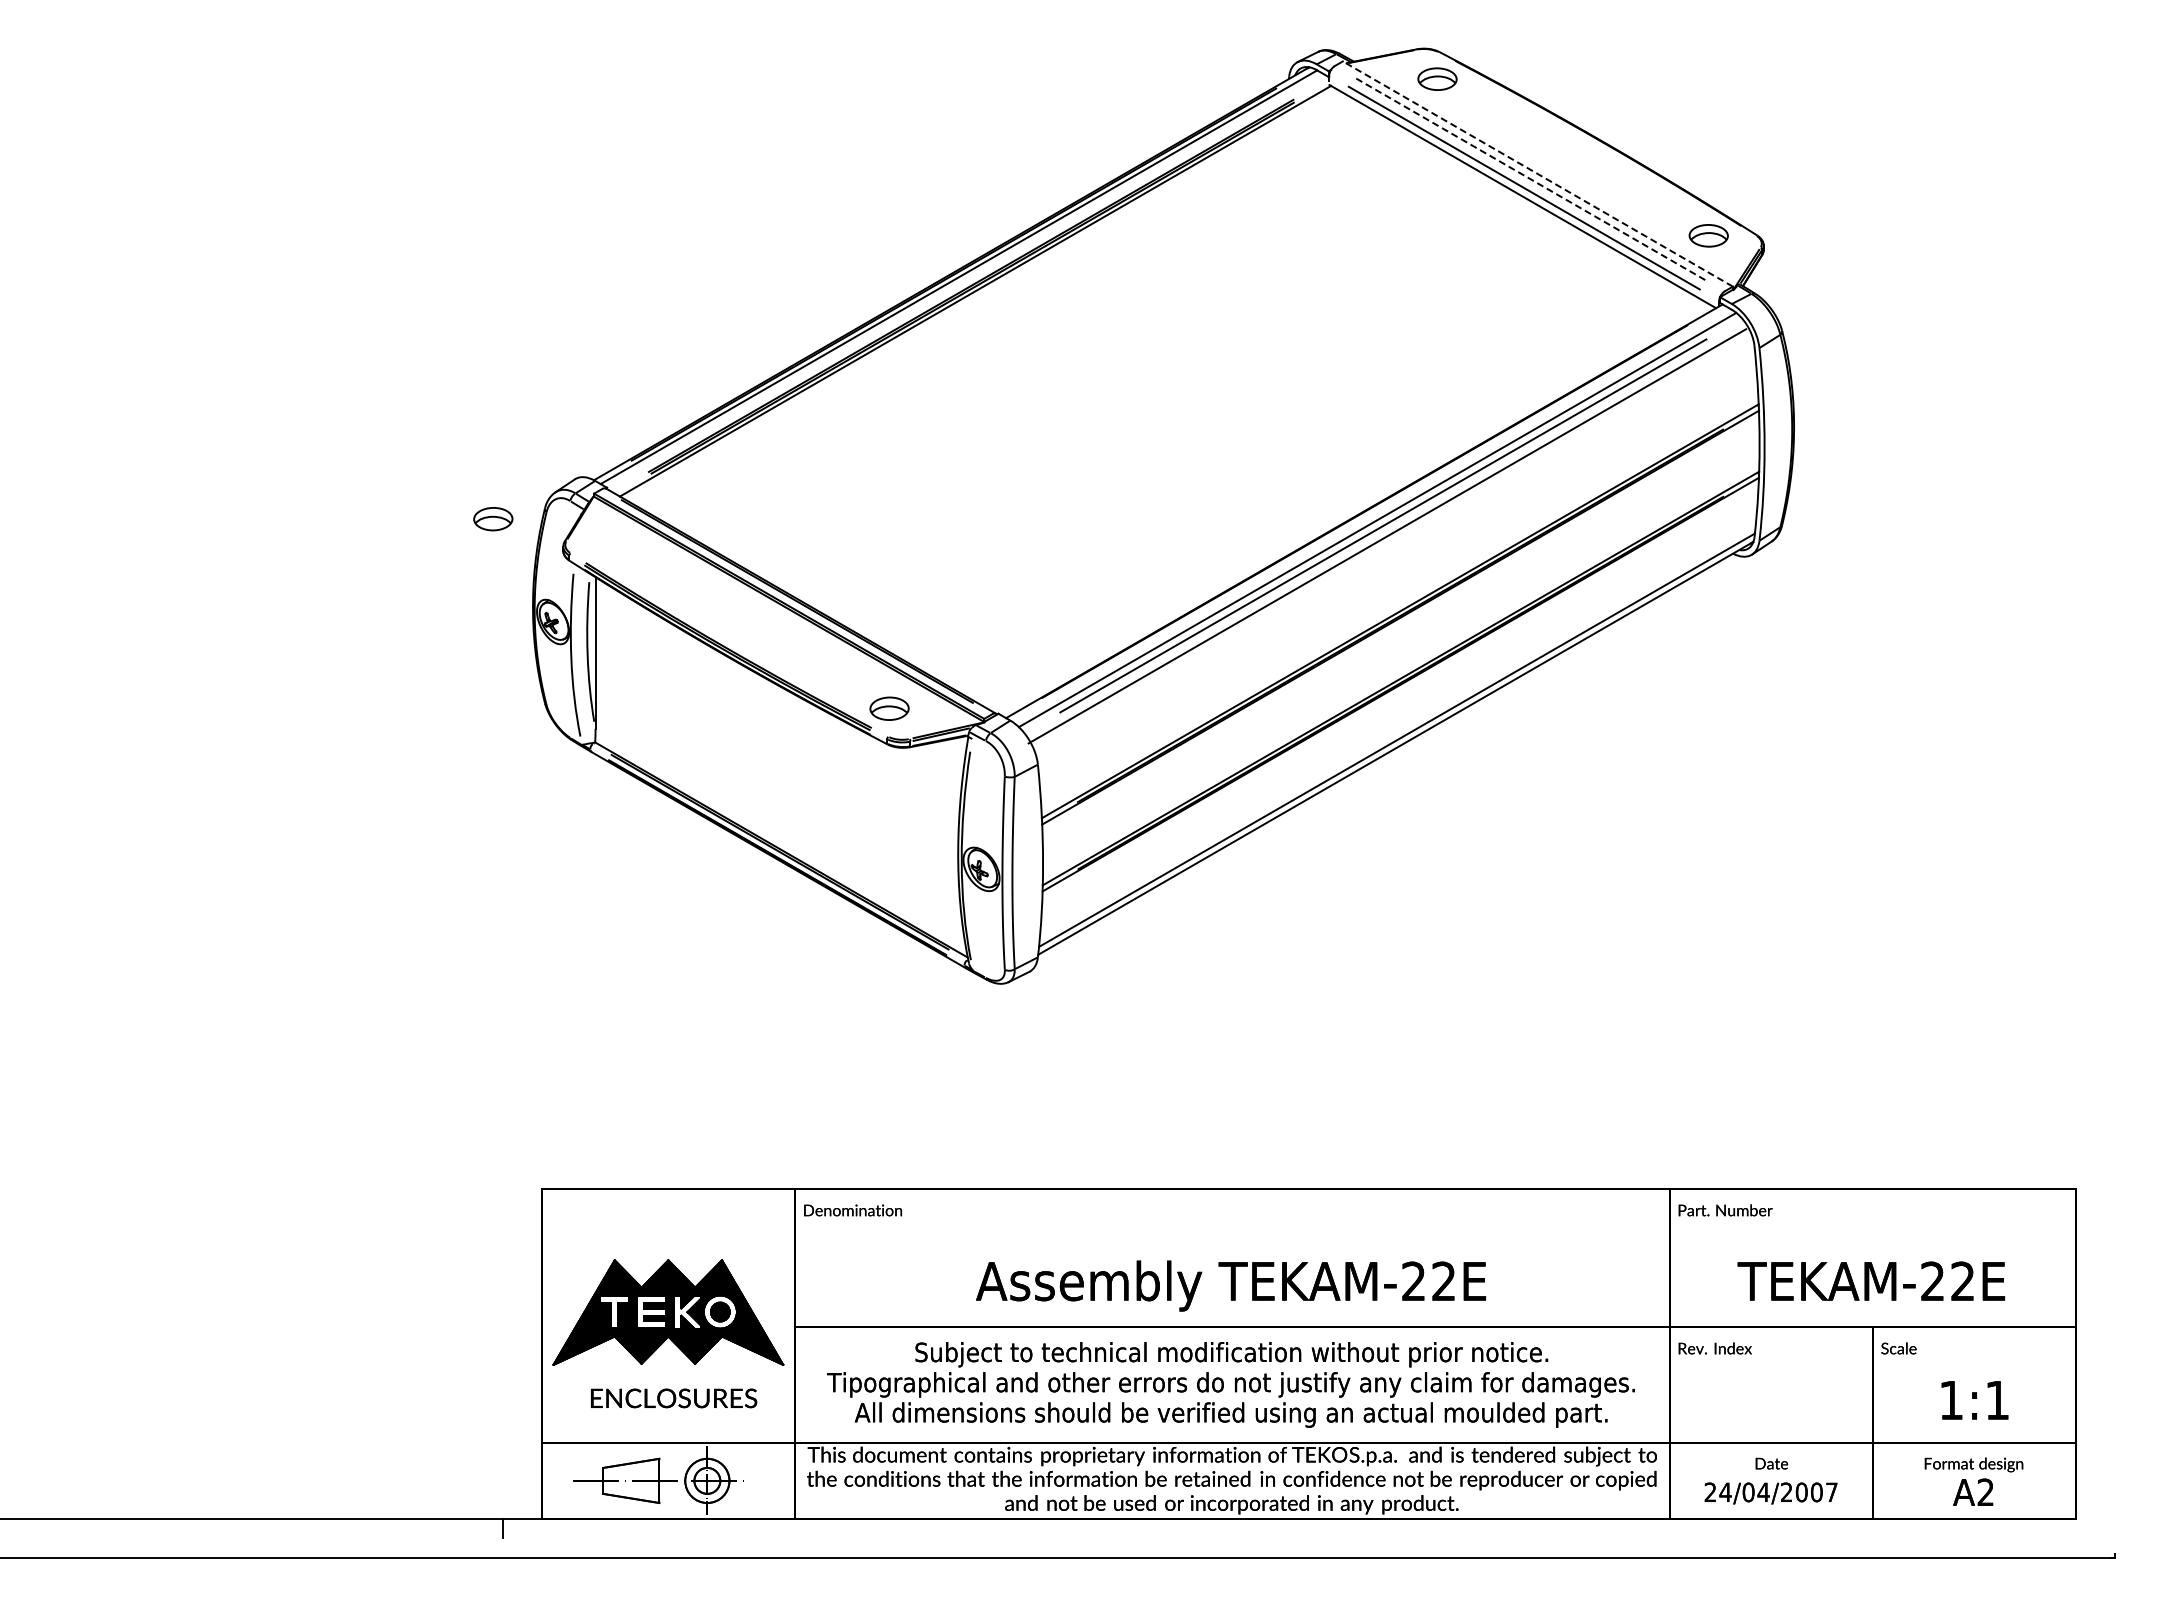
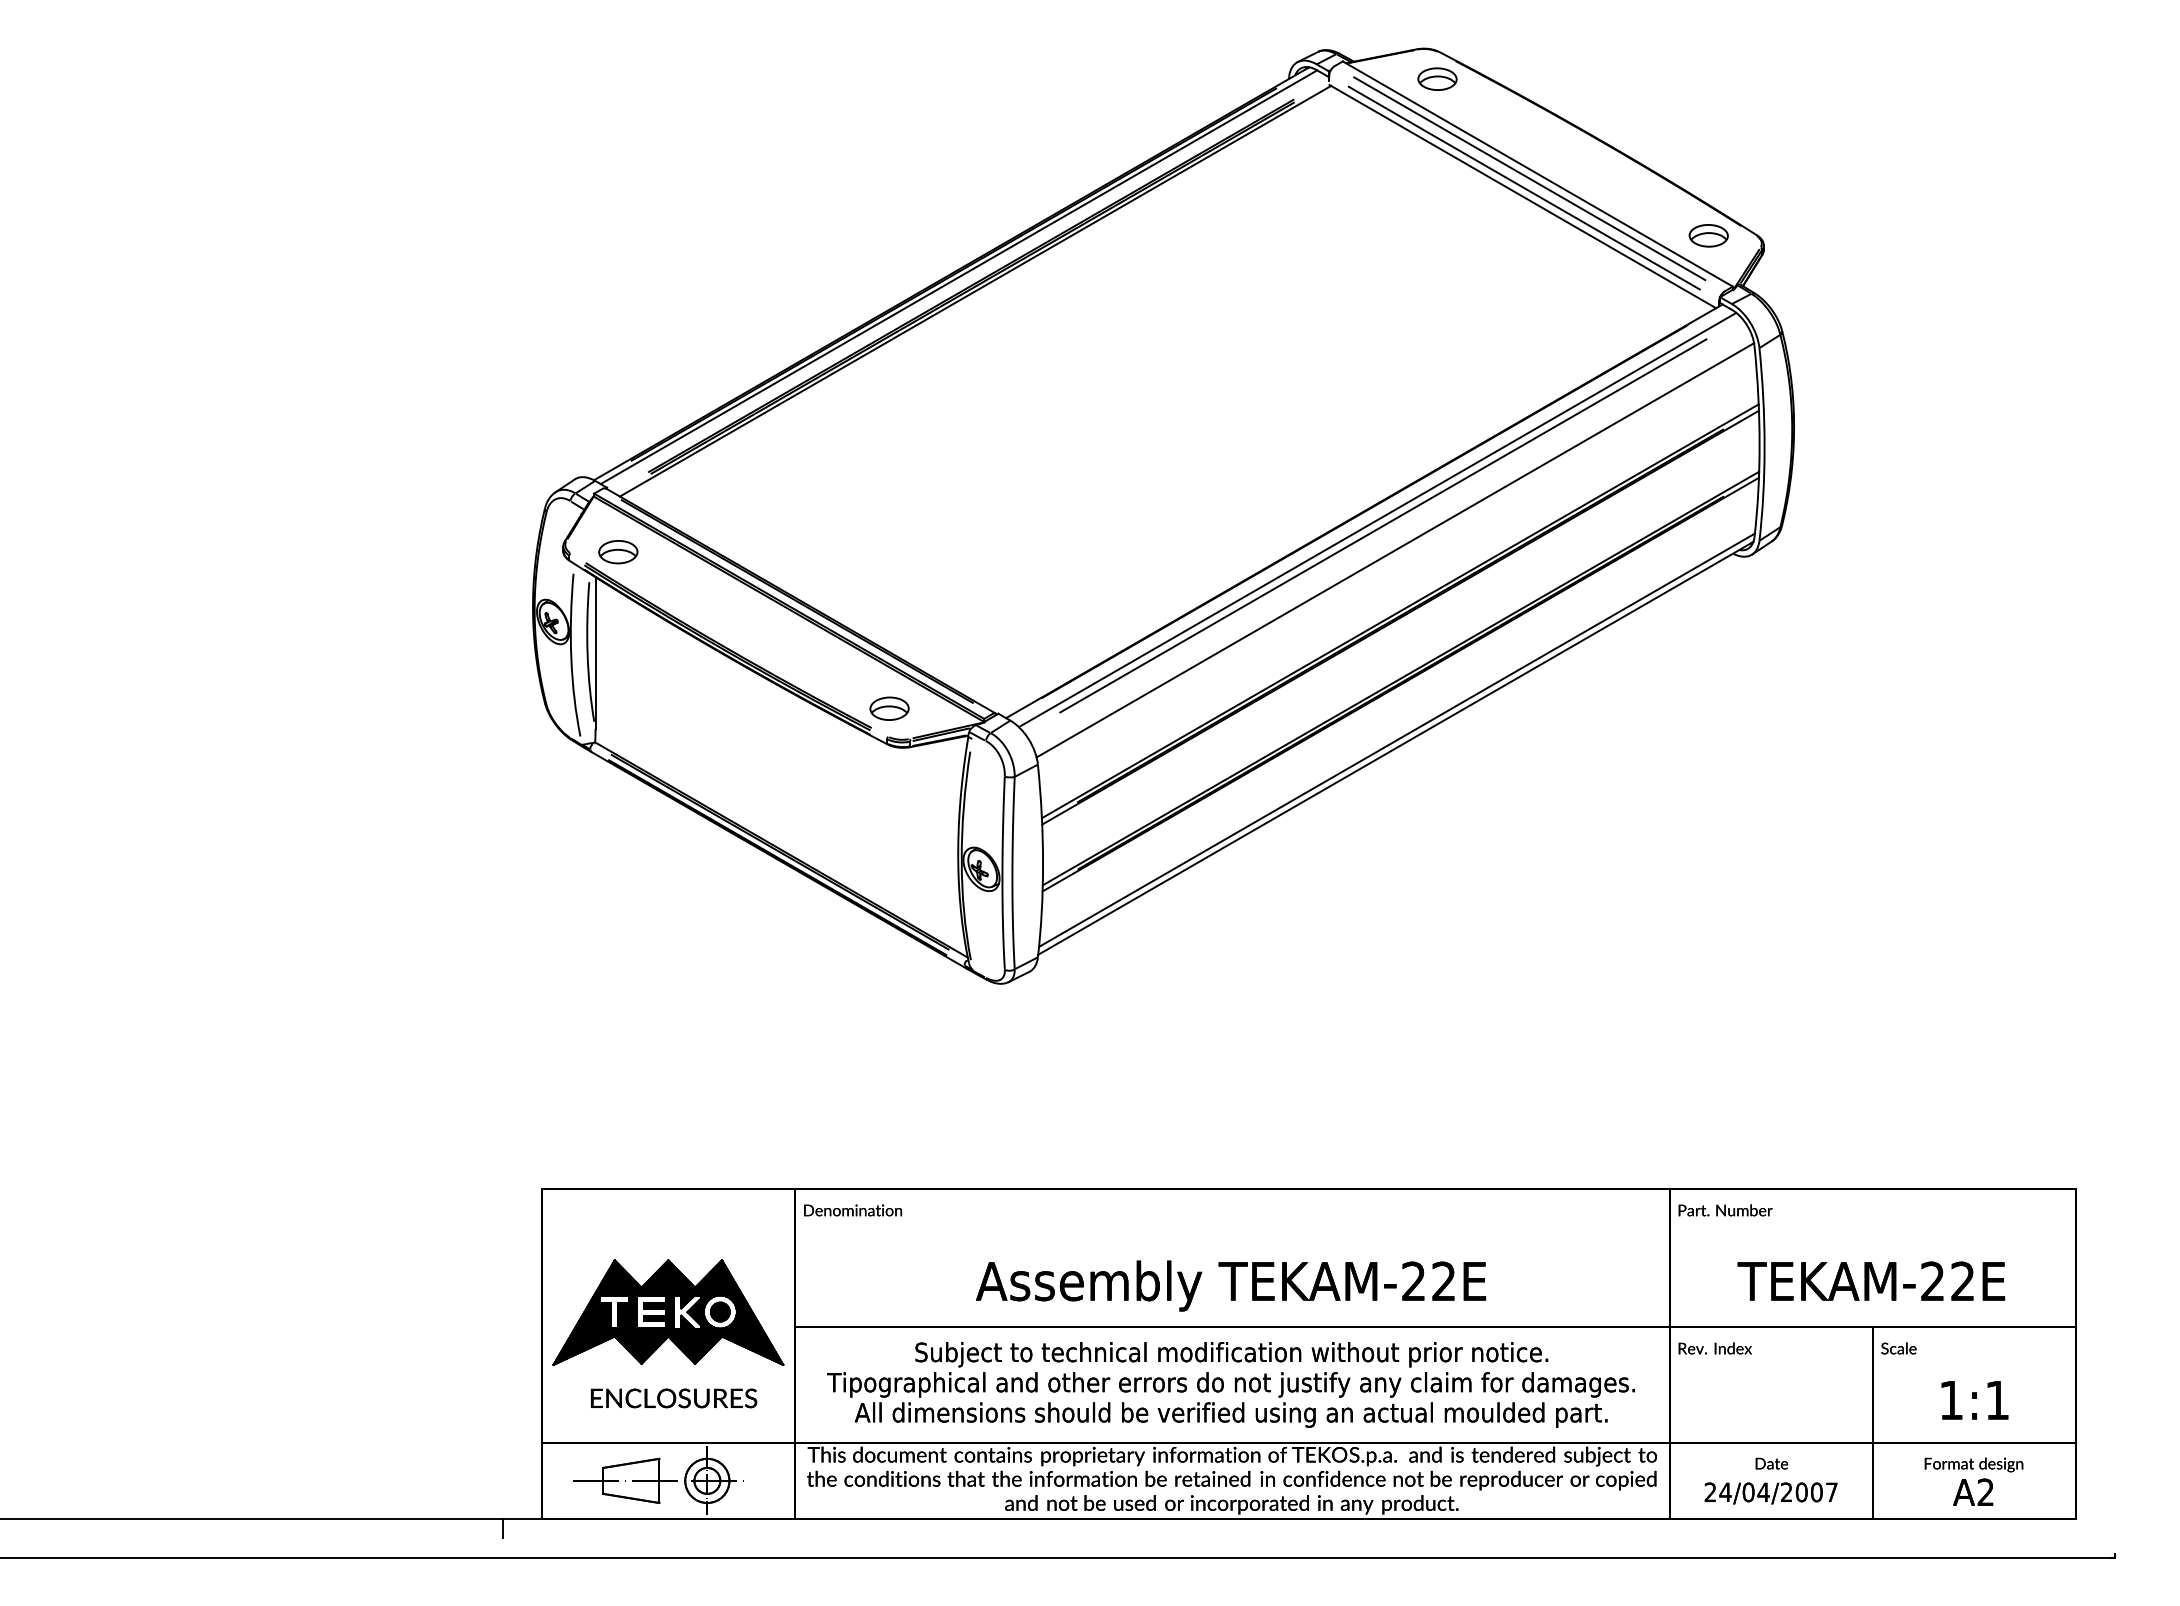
line: dashed -> solid (1537, 173)
line: dashed -> solid (1529, 178)
part position: (493, 519) -> (618, 552) (618, 552)
line position: (1387, 536) -> (1395, 550) (1395, 550)
